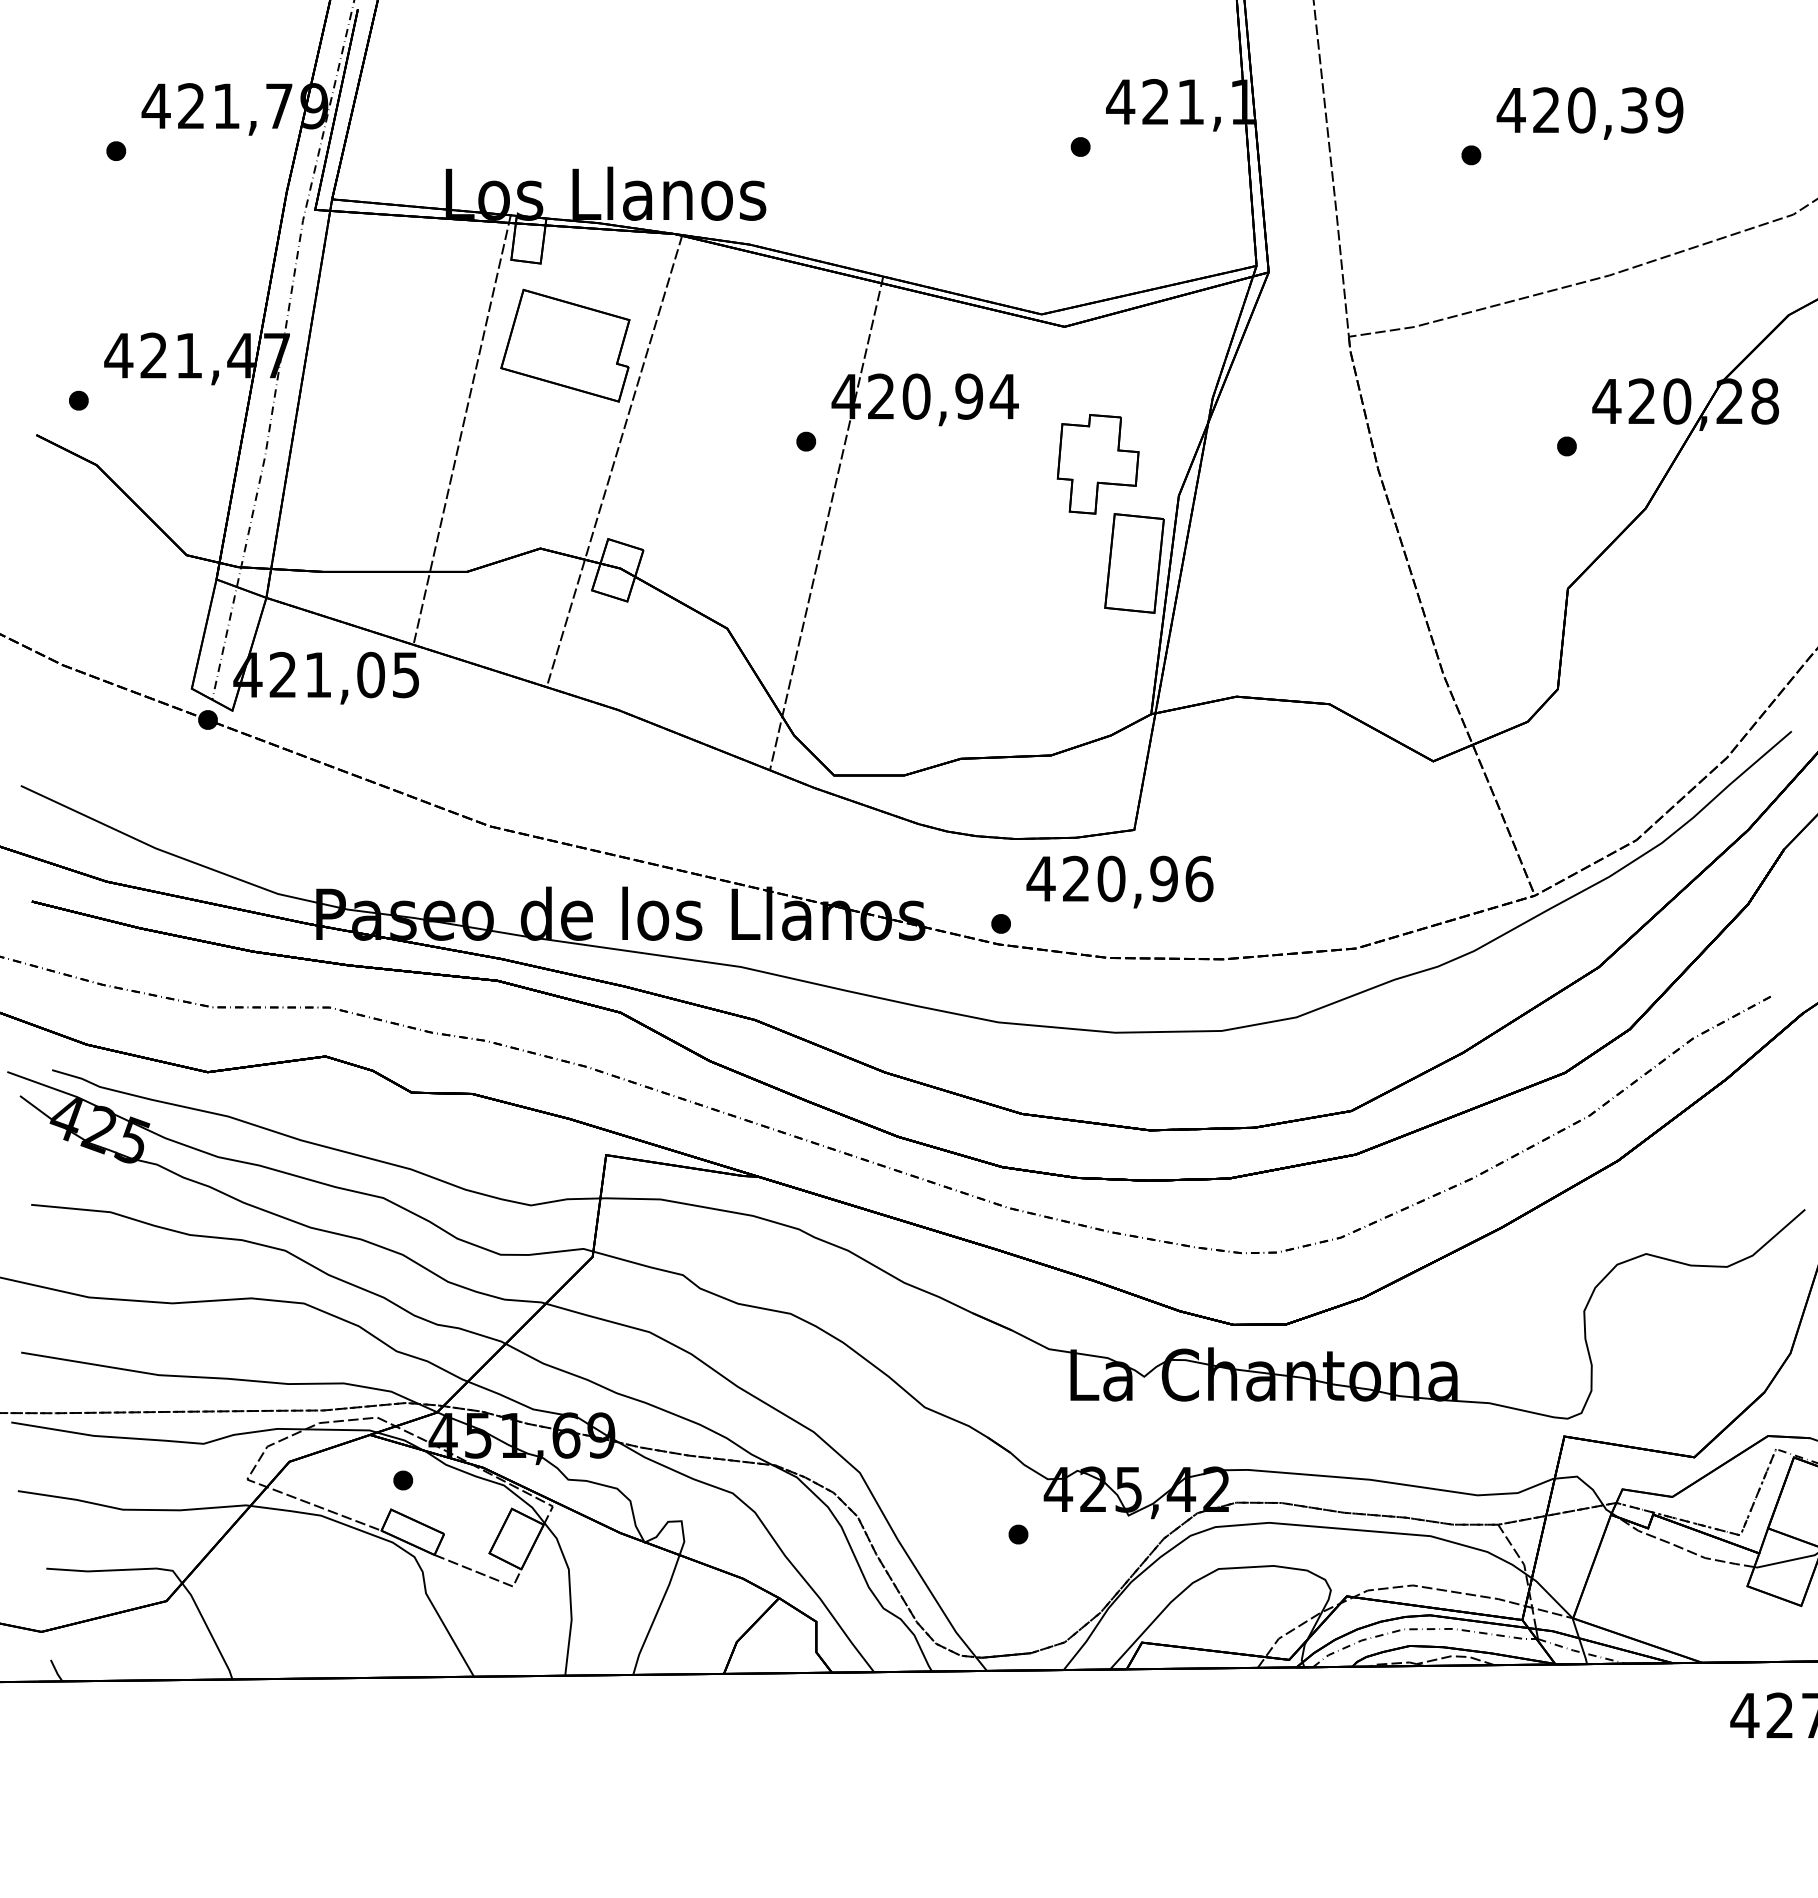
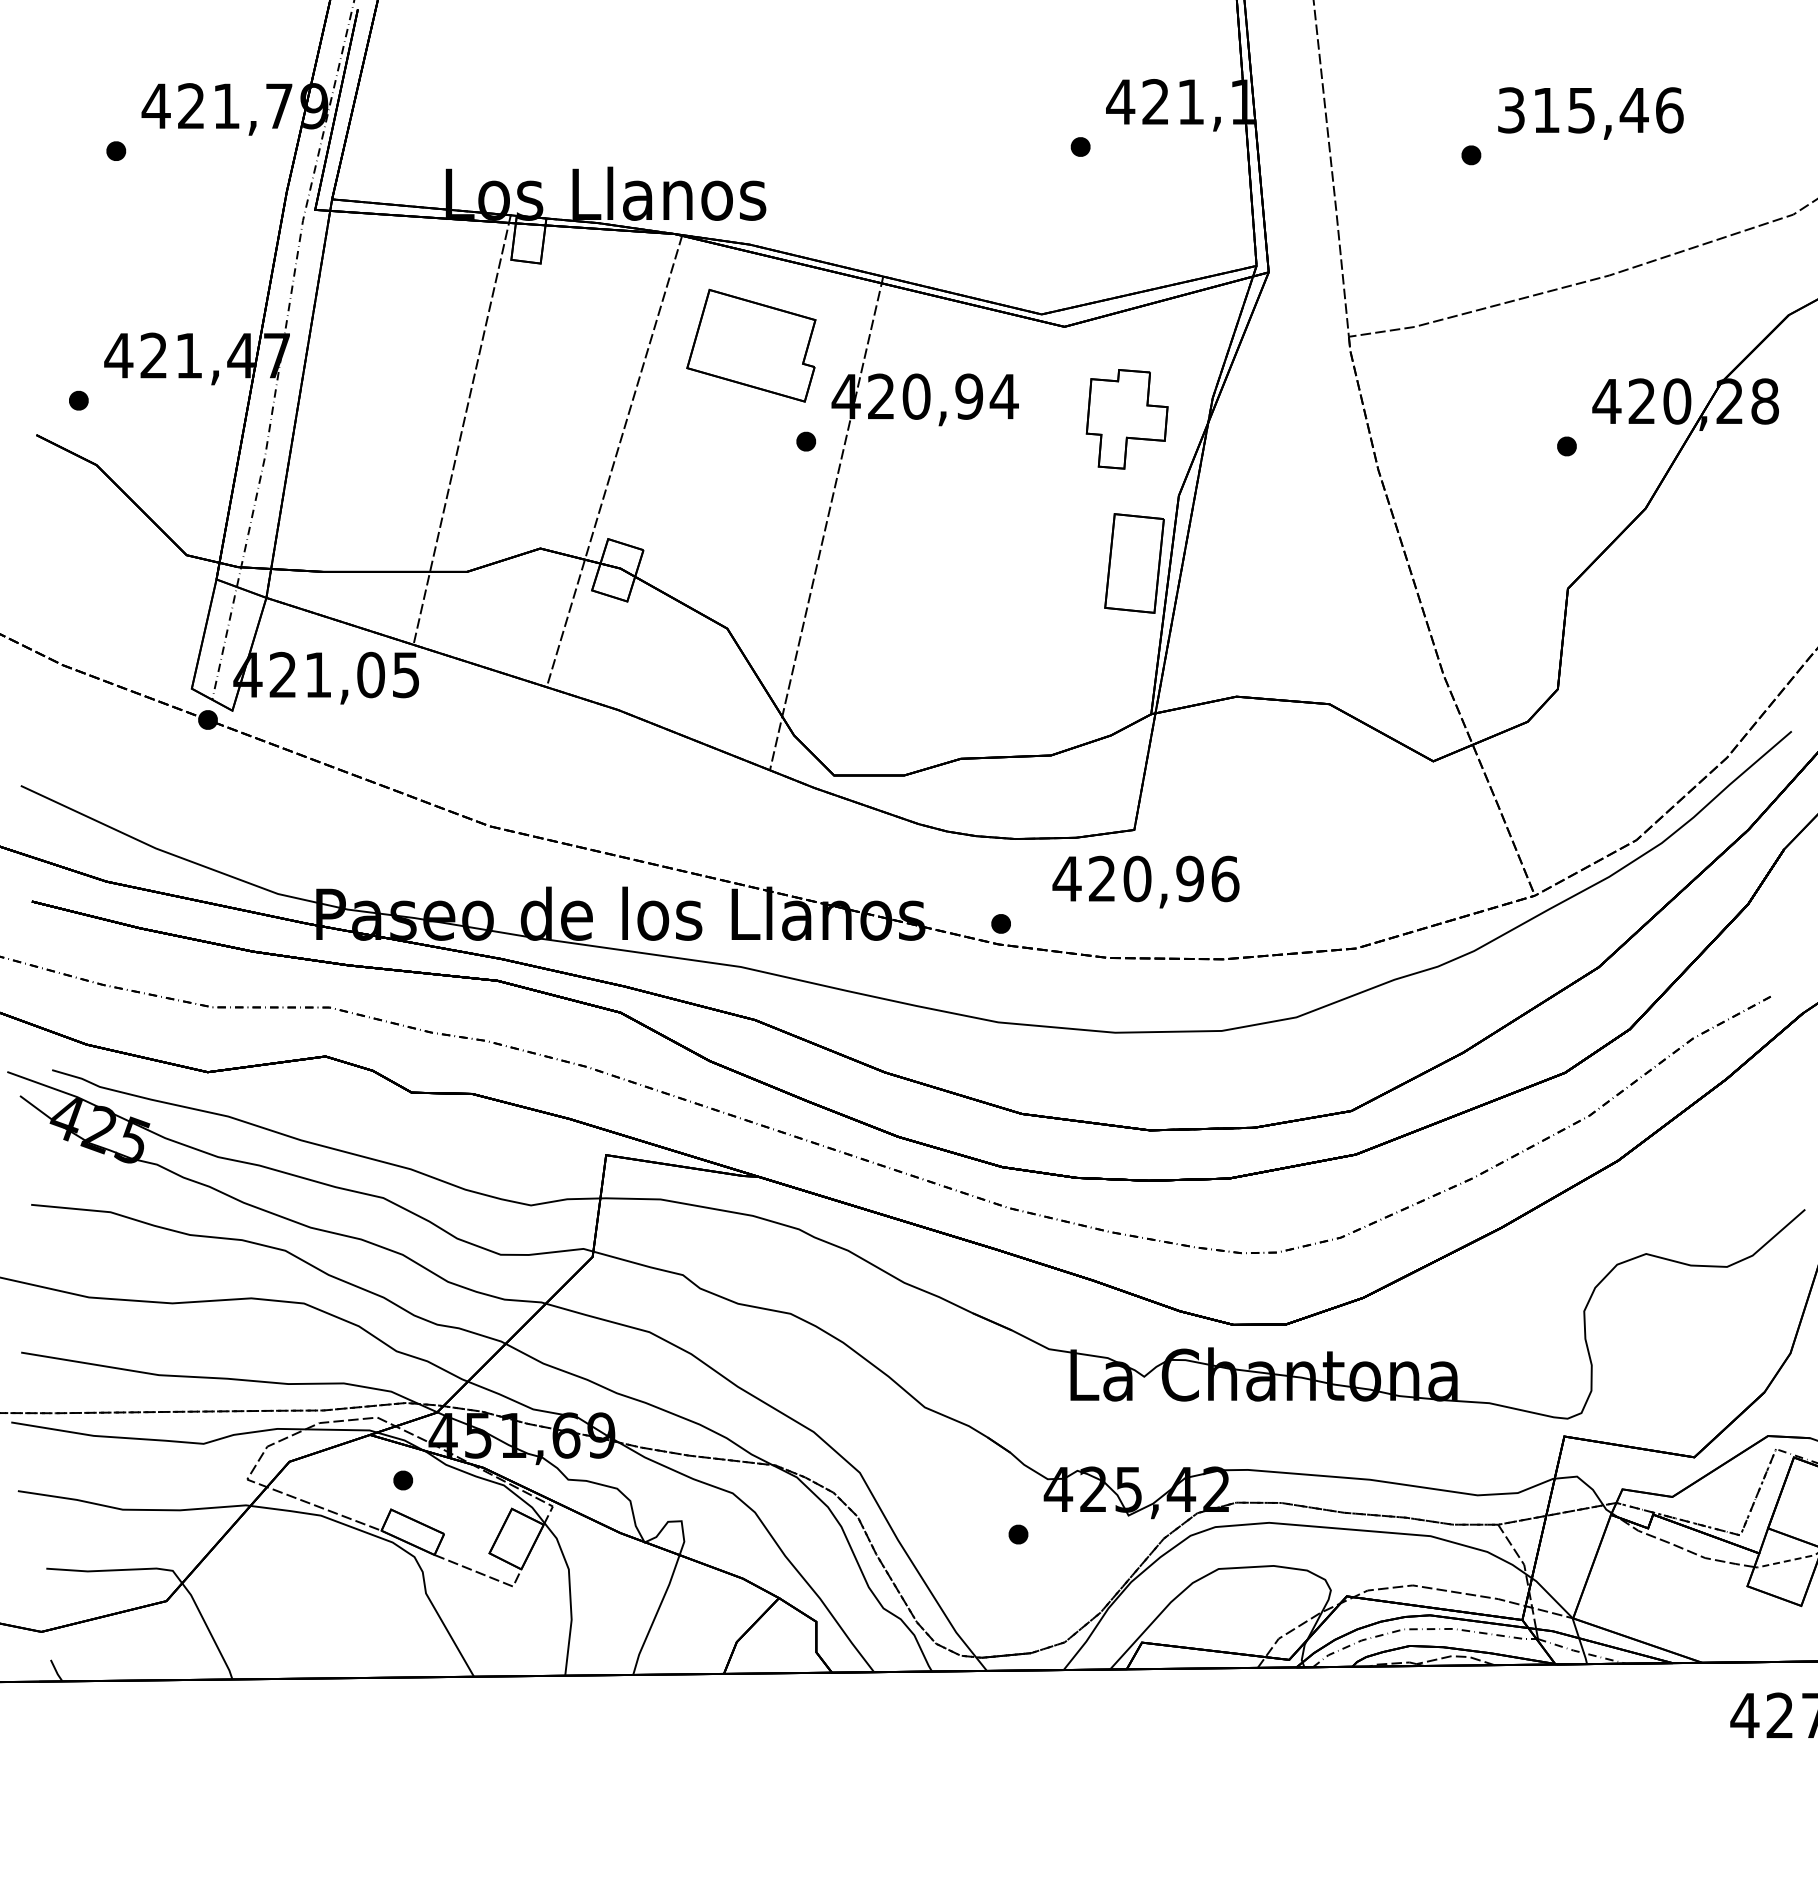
text: 420,39 -> 315,46 (1589, 110)
part position: (565, 345) -> (751, 345) (751, 345)
part position: (1097, 464) -> (1126, 419) (1126, 419)
text position: (1119, 881) -> (1145, 881) (1145, 881)
line: solid -> dashed (1786, 1561)
